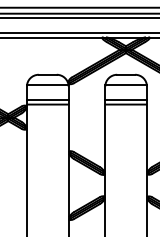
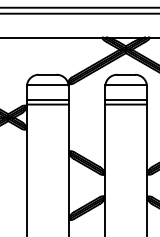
line: present -> none (79, 18)
line: present -> none (79, 33)
